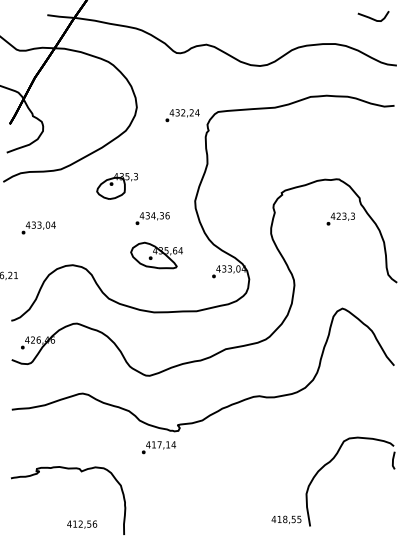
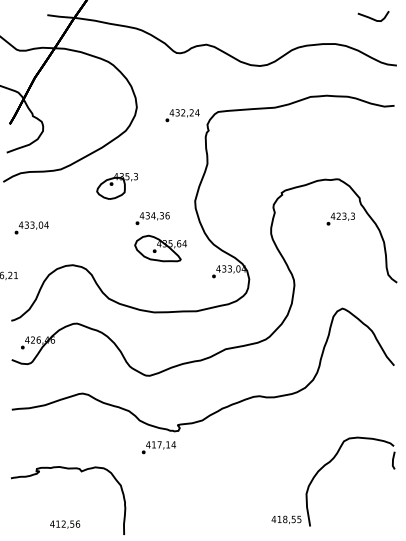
text position: (38, 227) -> (31, 227) (31, 227)
part position: (156, 255) -> (160, 248) (160, 248)
text position: (82, 524) -> (65, 524) (65, 524)
